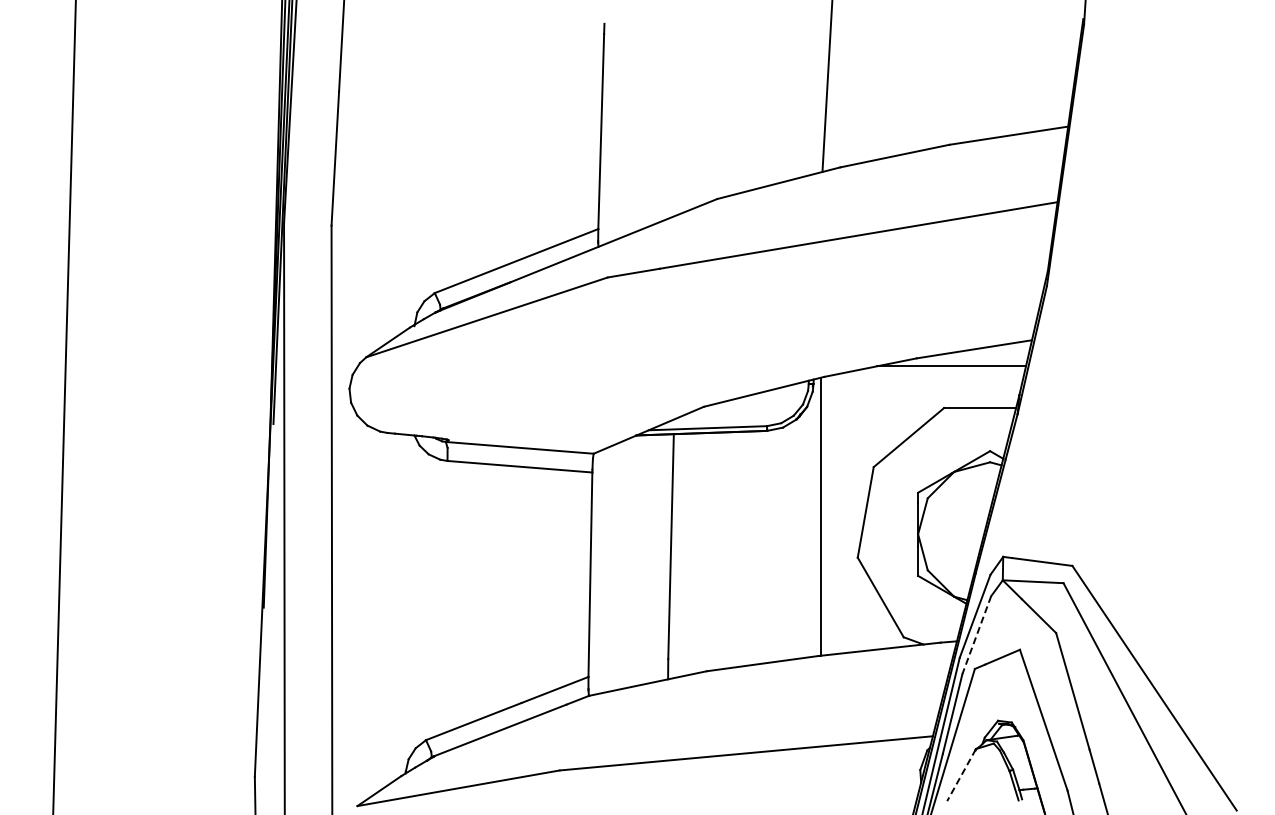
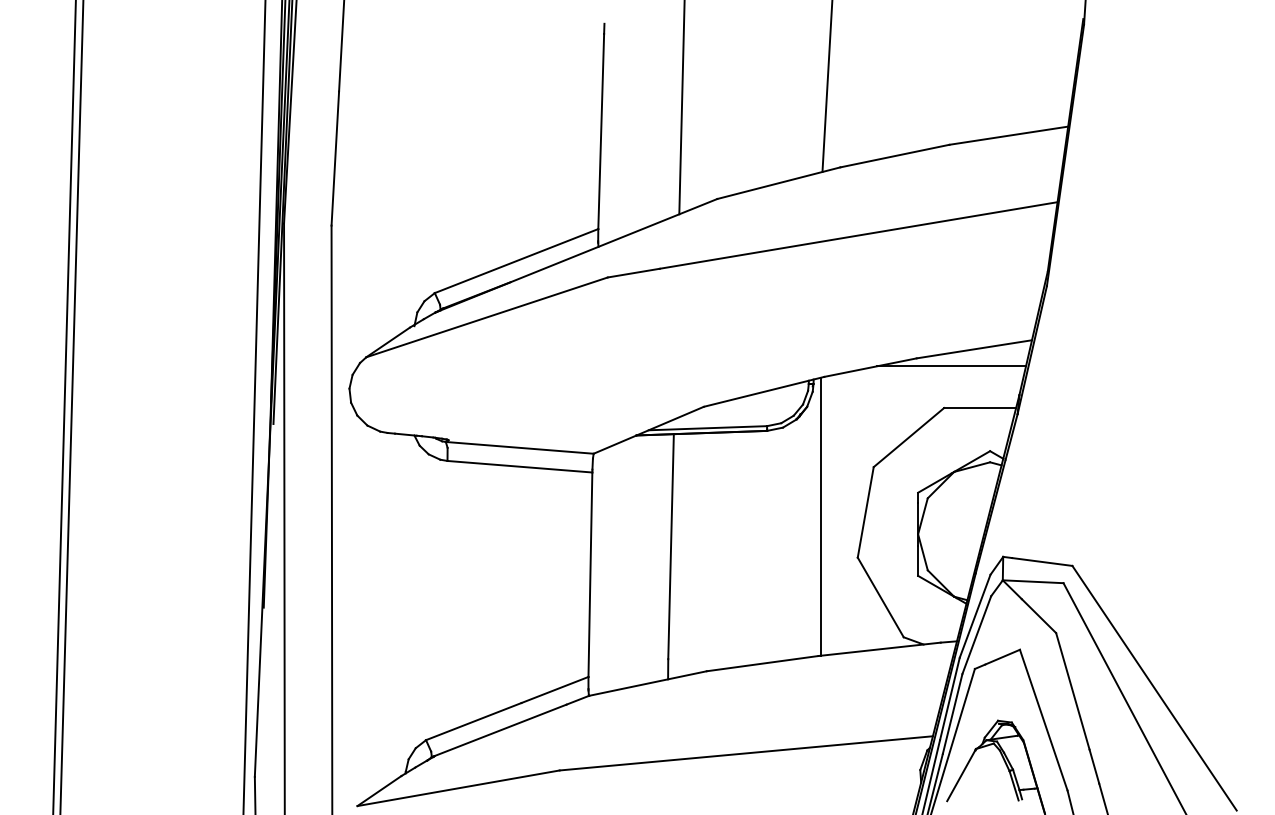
line: none -> present (681, 108)
line: none -> present (71, 406)
line: none -> present (254, 406)
line: dashed -> solid (976, 635)
line: dashed -> solid (961, 775)
